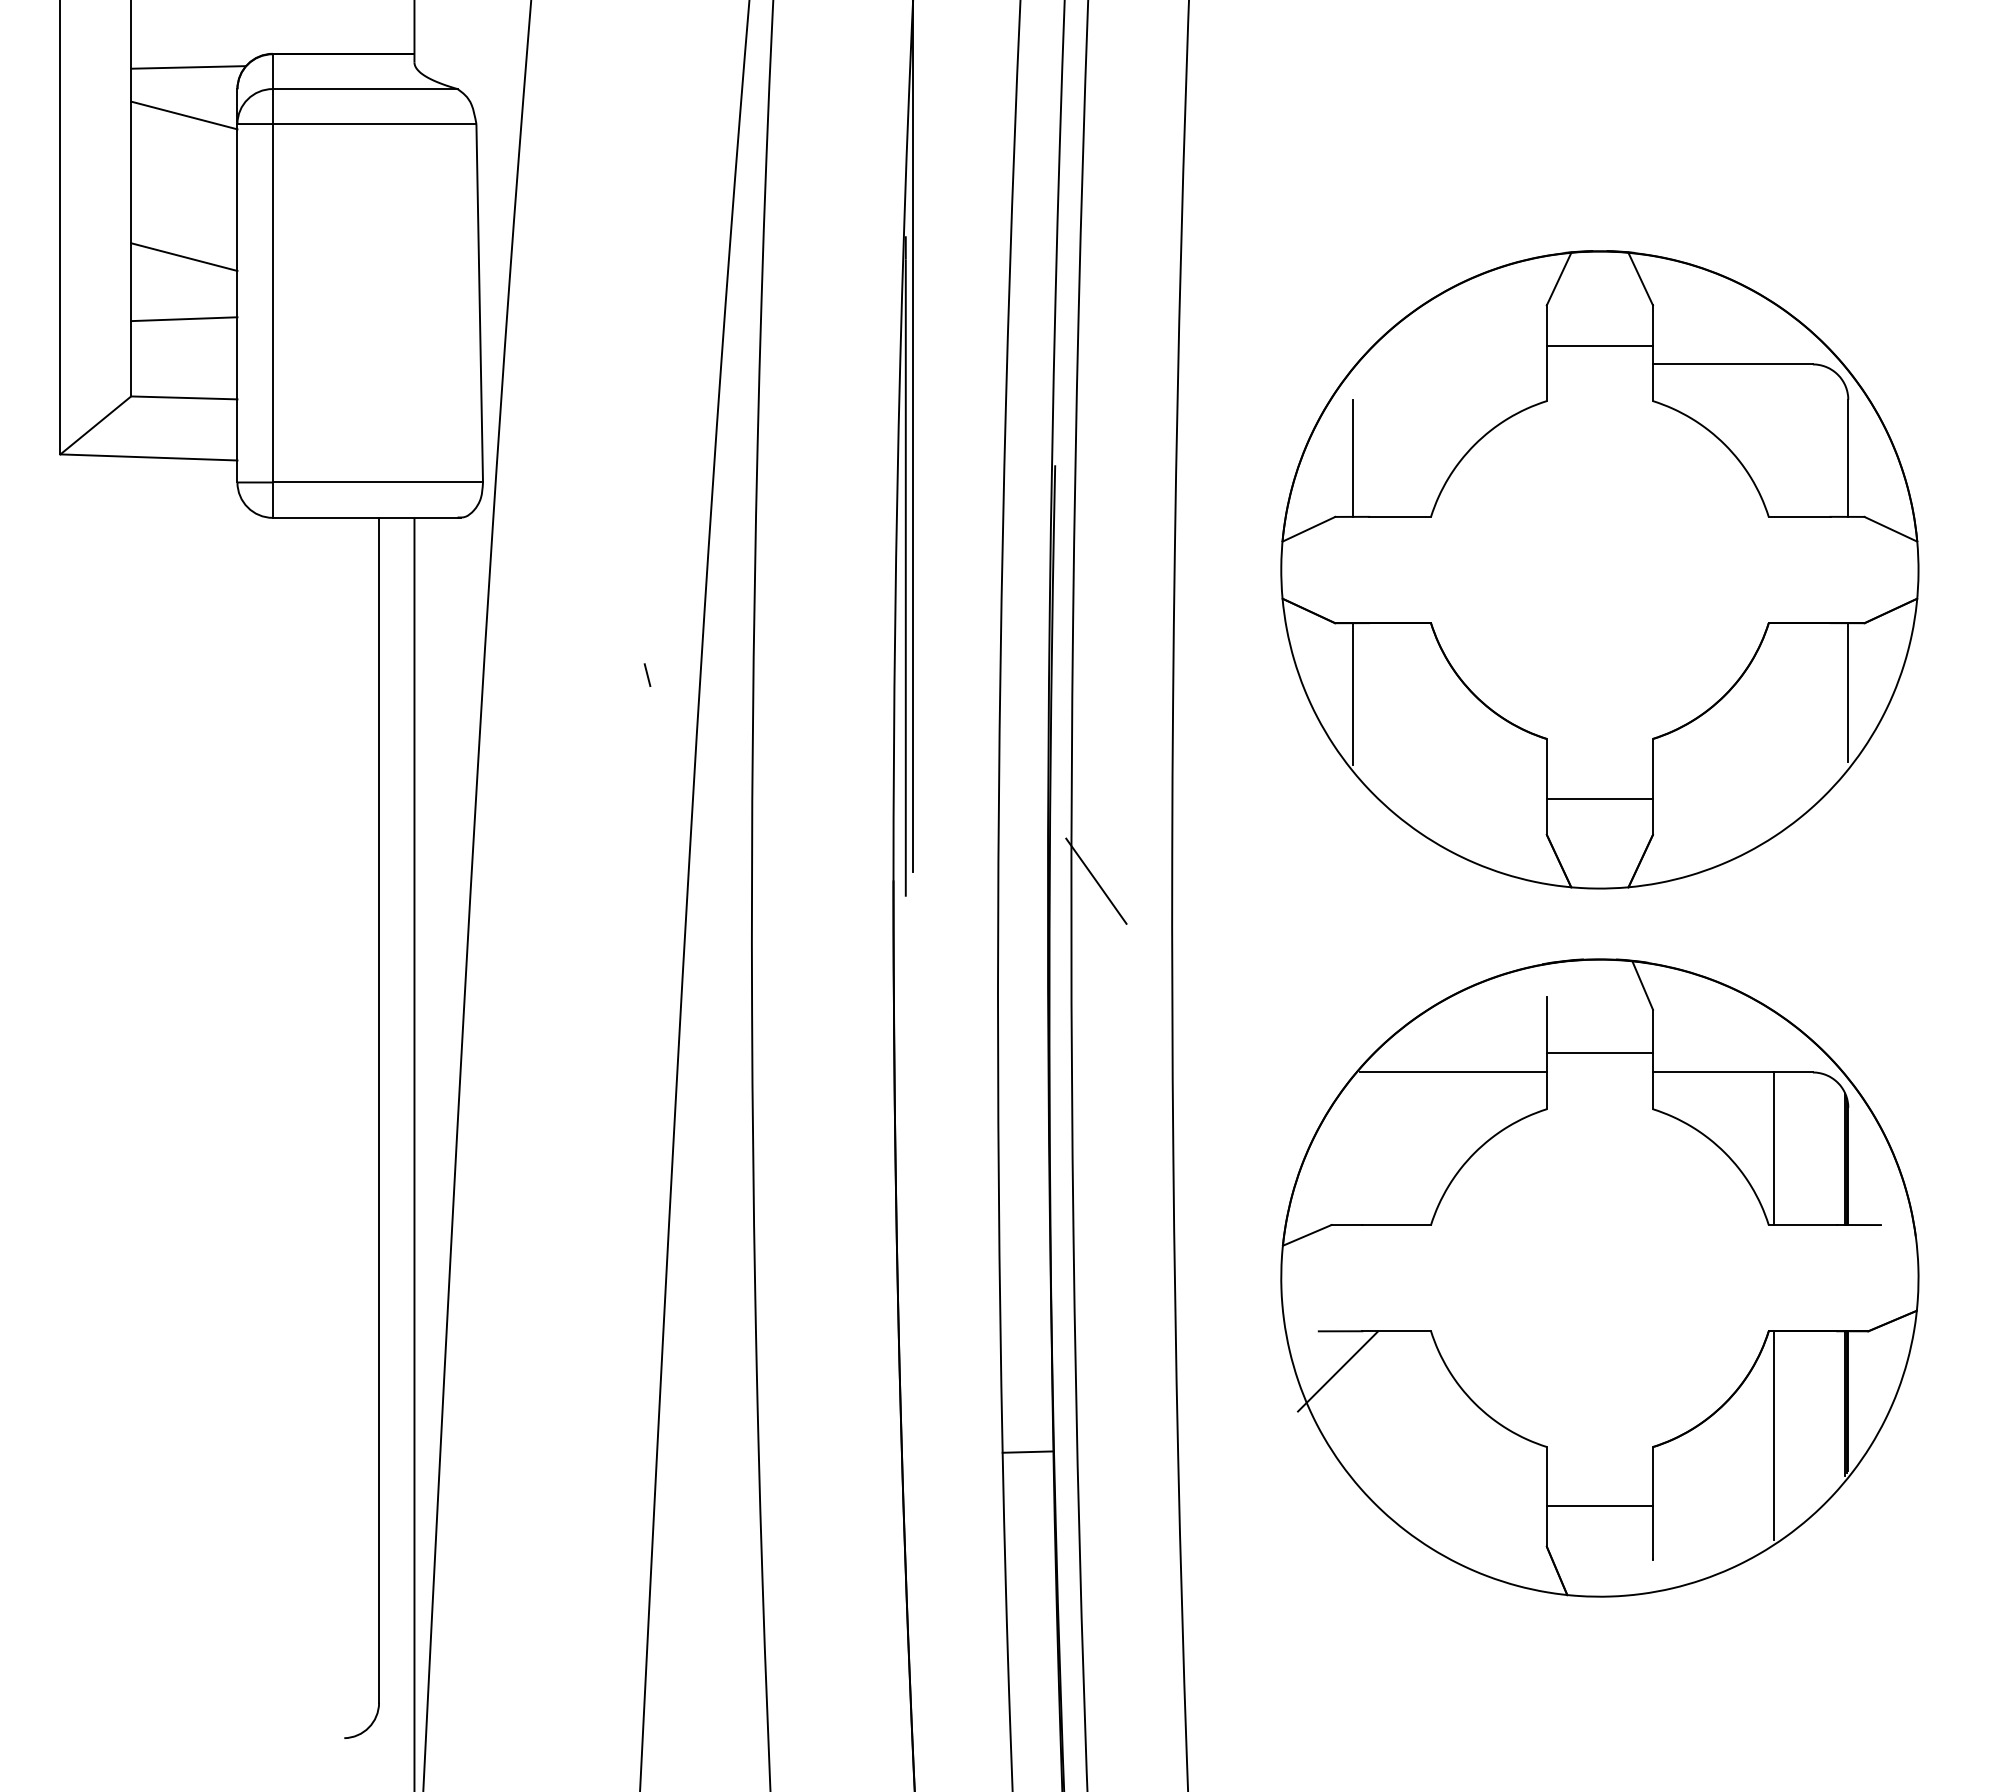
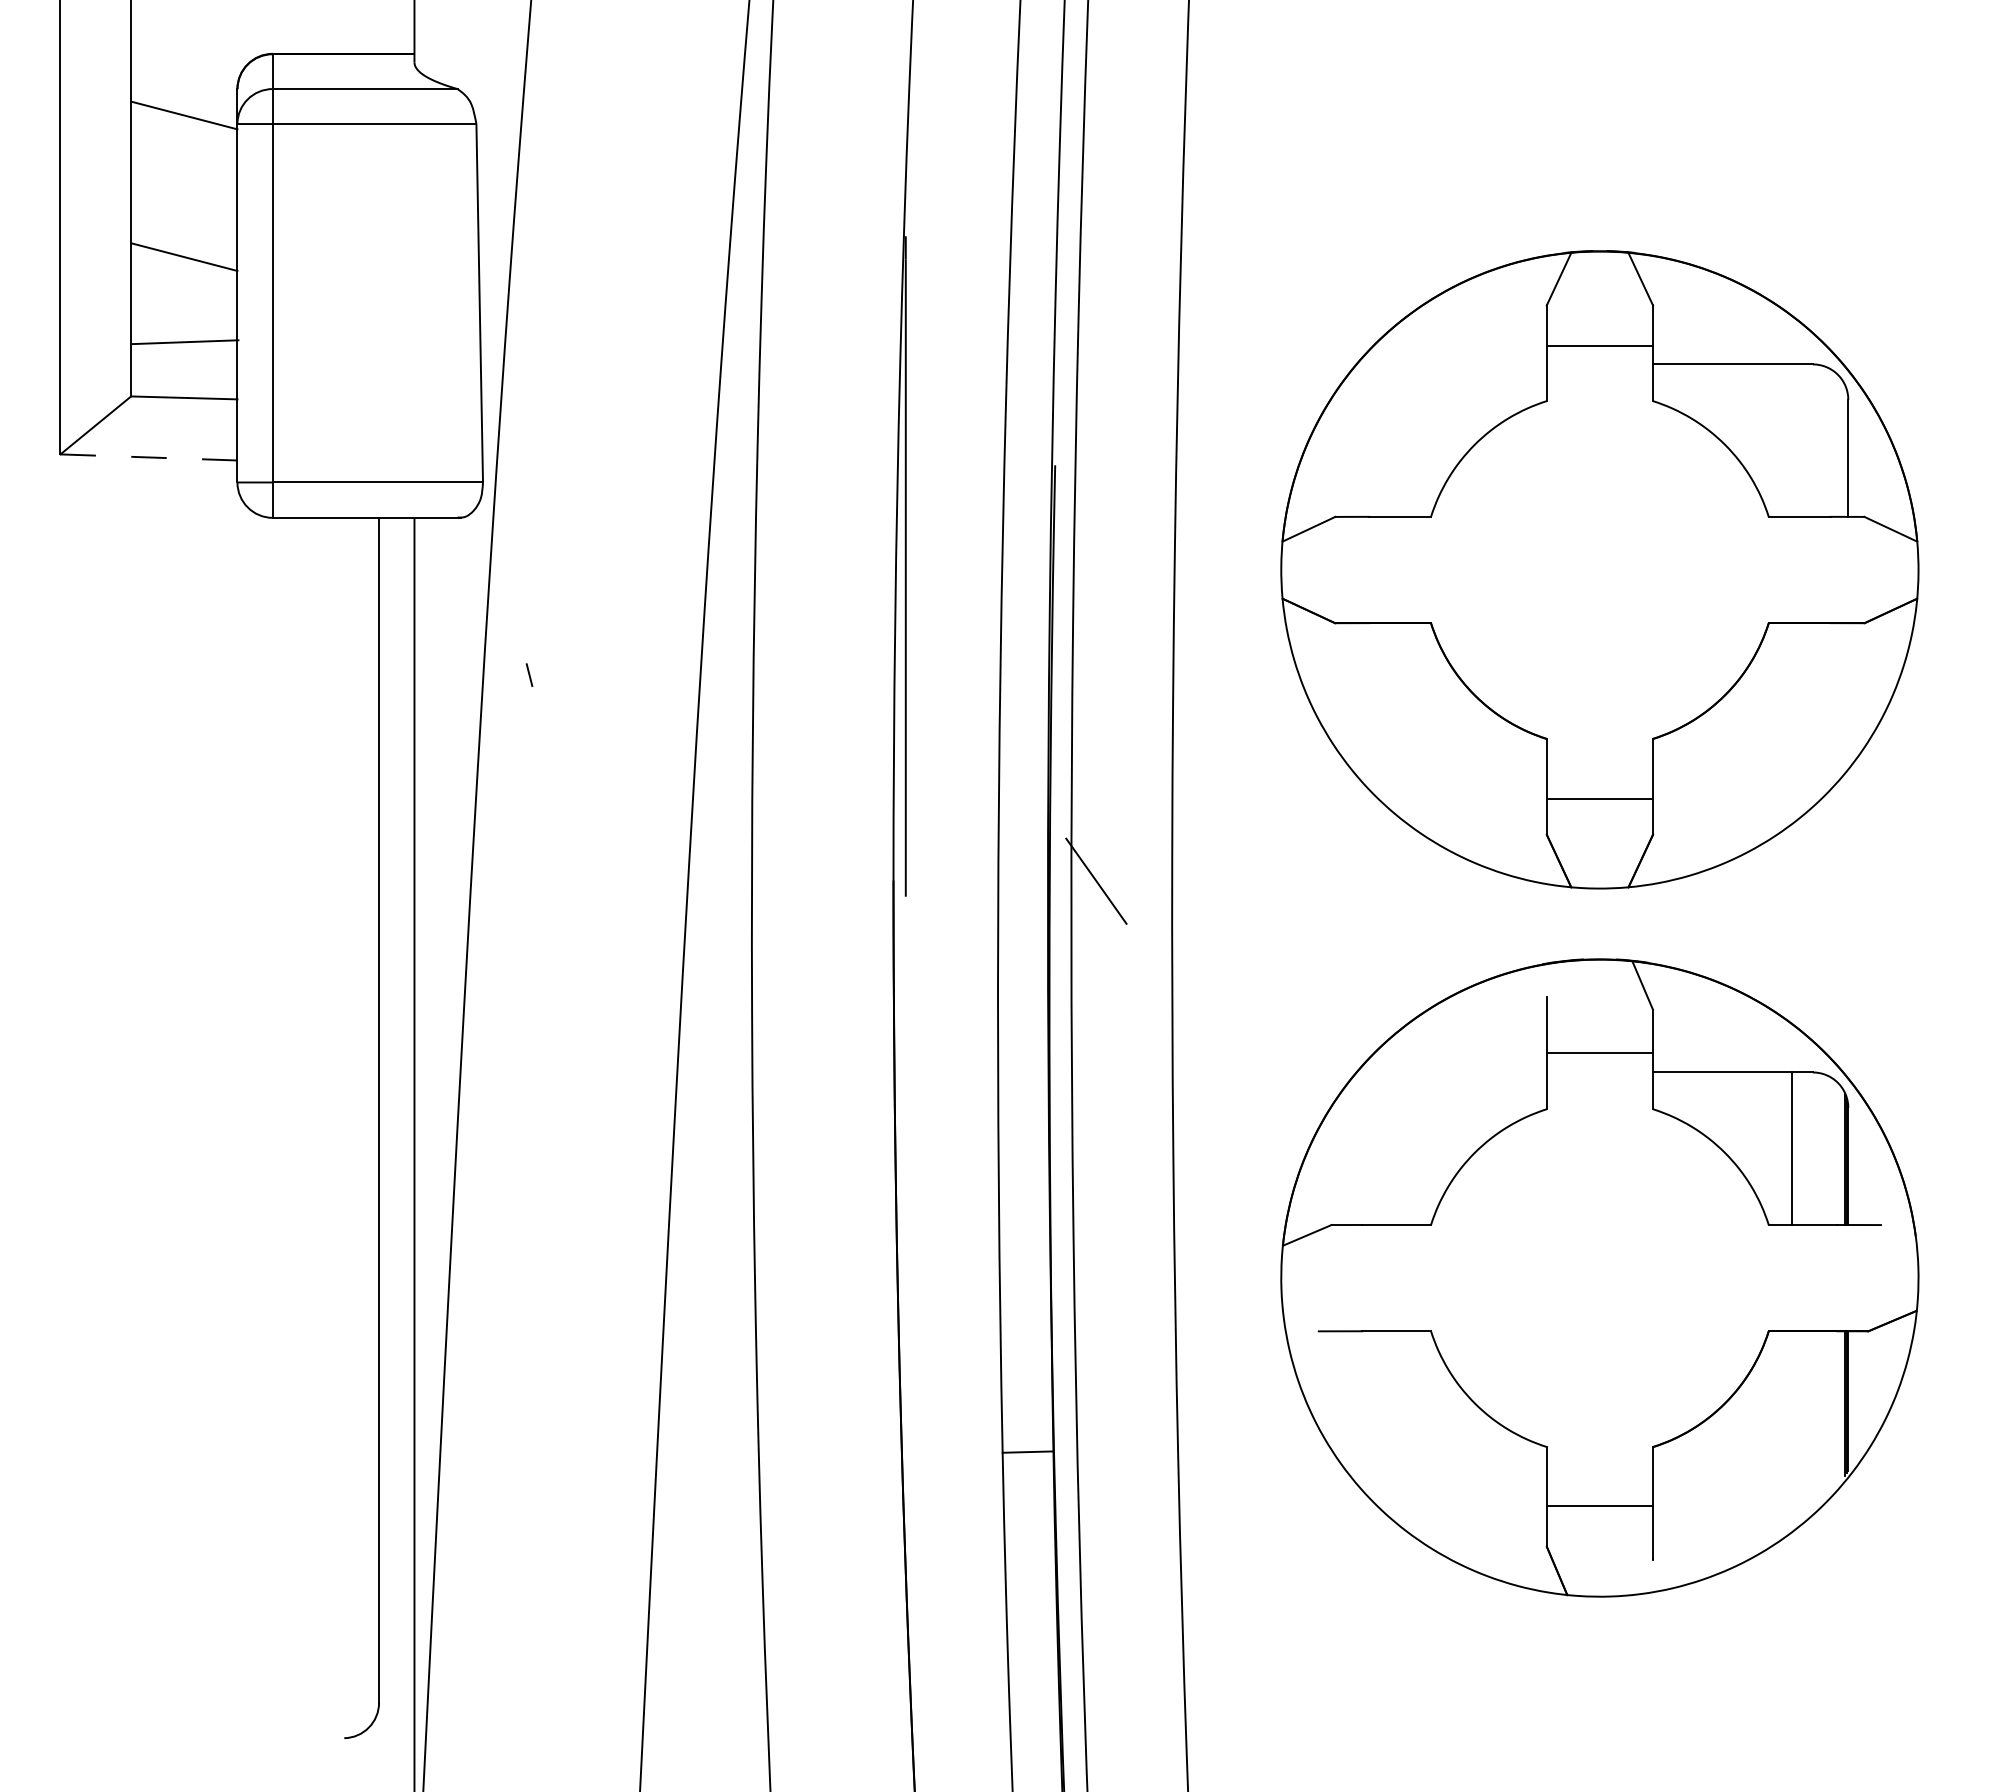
line: present -> none (188, 67)
line position: (184, 319) -> (185, 342) (185, 342)
line: present -> none (912, 437)
line: solid -> dashed (148, 457)
line: present -> none (1352, 457)
line position: (647, 674) -> (529, 674) (529, 674)
line: present -> none (1848, 692)
line: present -> none (1352, 693)
line: present -> none (1453, 1072)
line position: (1774, 1148) -> (1792, 1148) (1792, 1148)
line: present -> none (1338, 1371)
line: present -> none (1774, 1435)
